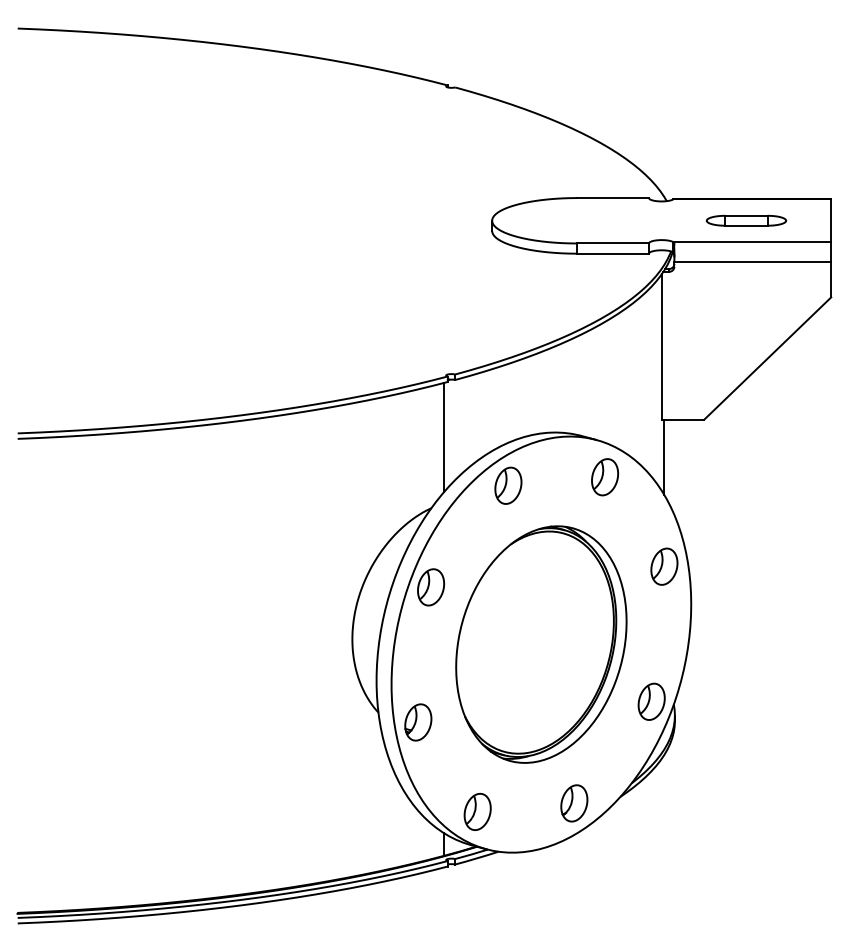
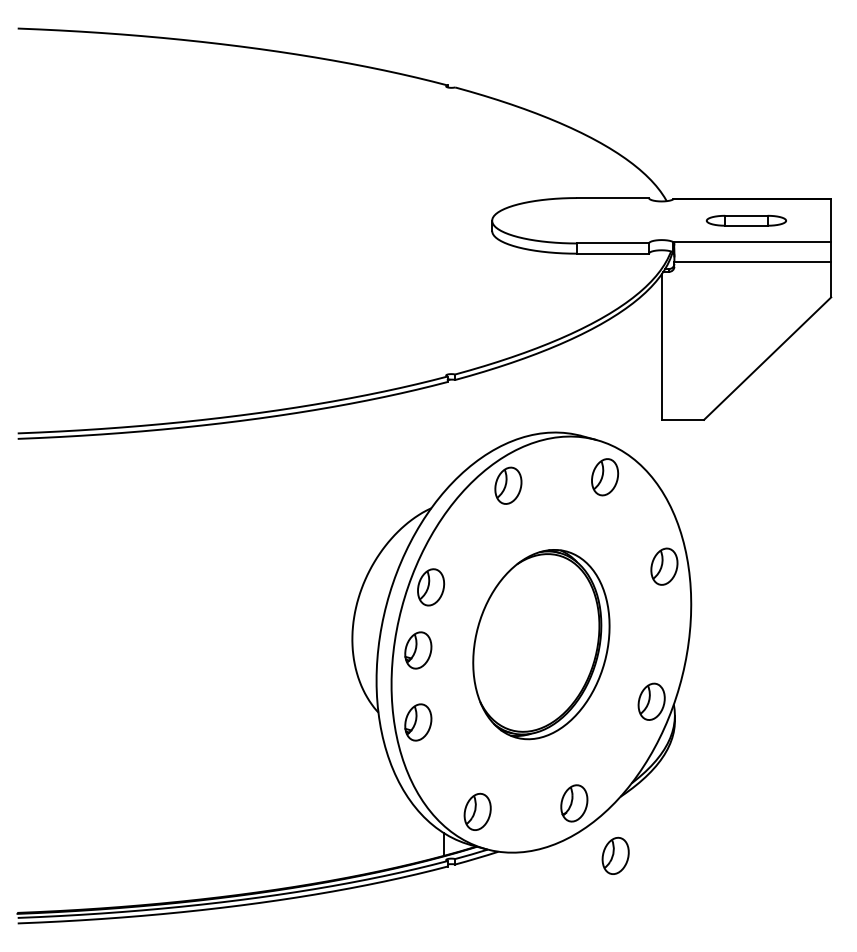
line: present -> none (443, 437)
line: present -> none (664, 456)
part size: 173x239 px -> 139x192 px (541, 644)
part: none -> present (418, 650)
part: none -> present (615, 855)
